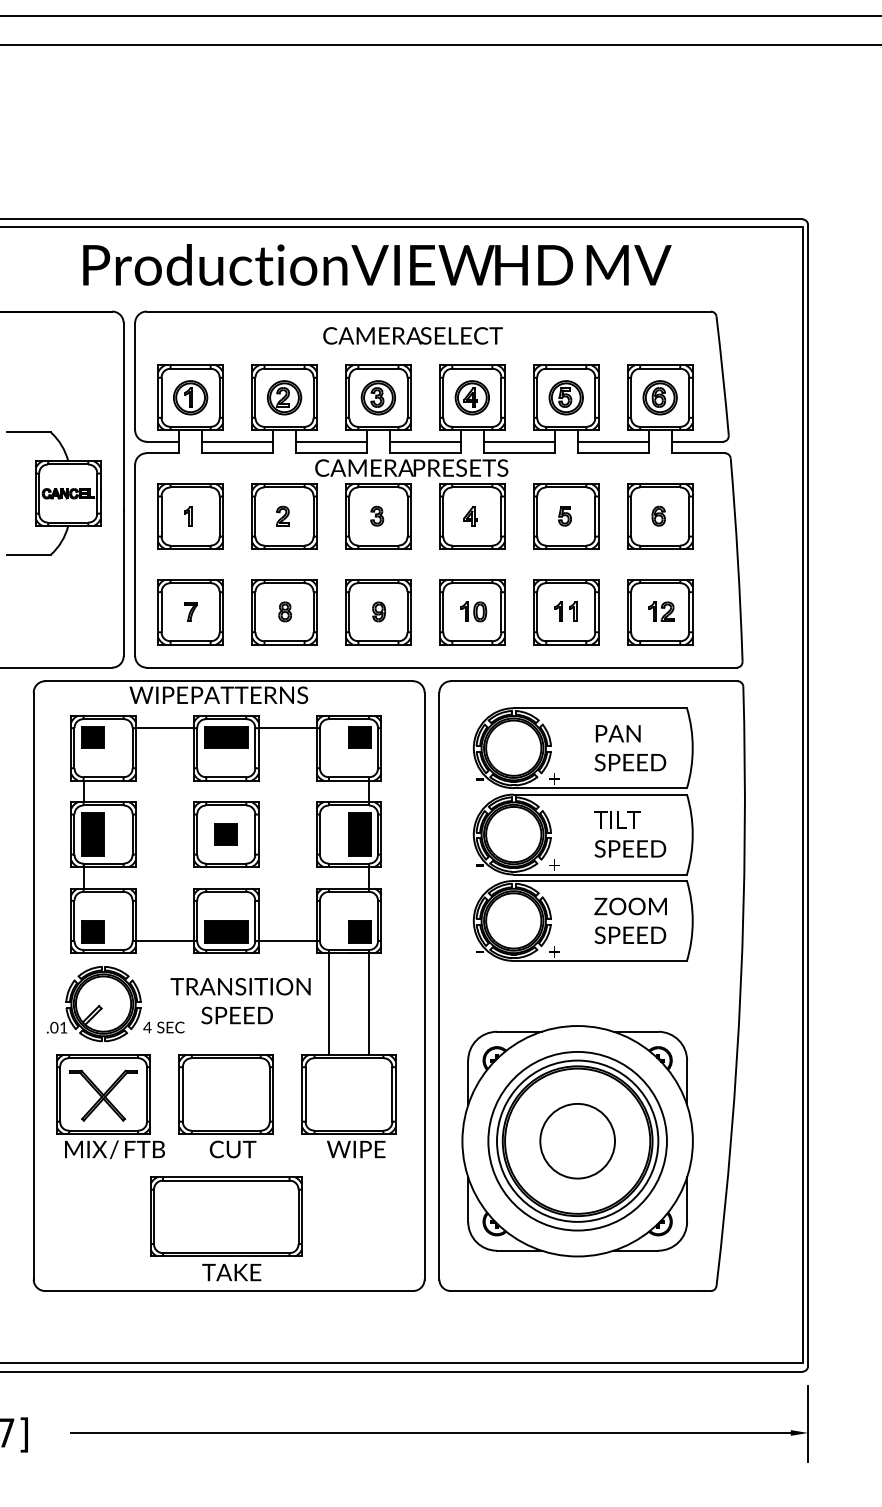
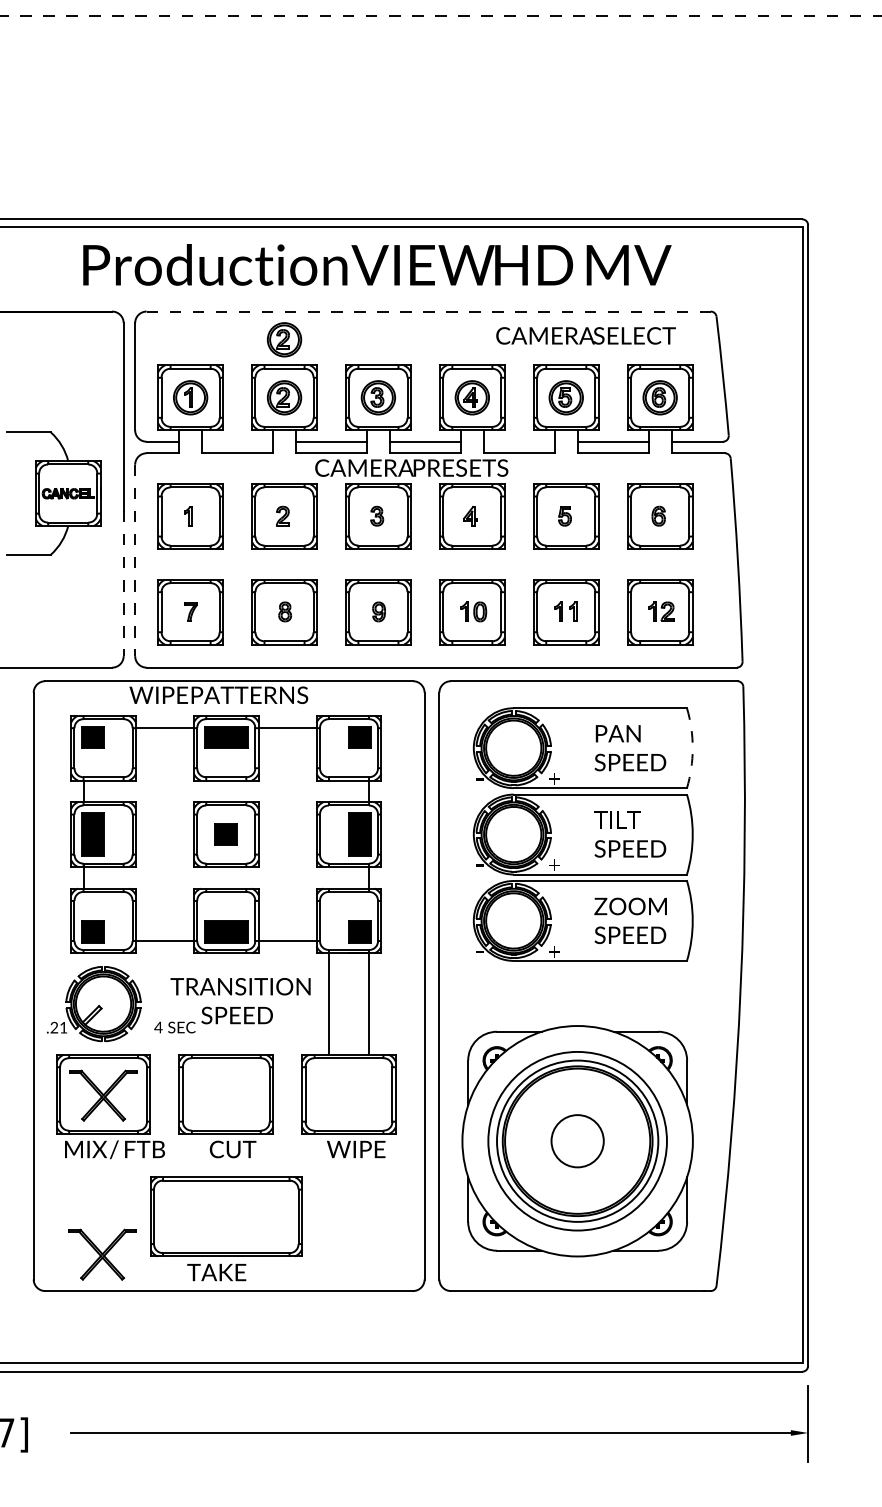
line: solid -> dashed (441, 16)
line: present -> none (440, 45)
line: solid -> dashed (429, 311)
text position: (412, 335) -> (585, 335) (585, 335)
part: none -> present (284, 339)
line: present -> none (237, 441)
line: present -> none (518, 441)
line: solid -> dashed (135, 560)
line: solid -> dashed (123, 583)
arc: solid -> dashed (692, 748)
text: .01 -> .21 (54, 1027)
text position: (163, 1027) -> (174, 1027) (174, 1027)
circle diameter: 75 px -> 52 px (577, 1141)
part: none -> present (102, 1254)
text position: (231, 1272) -> (216, 1272) (216, 1272)
